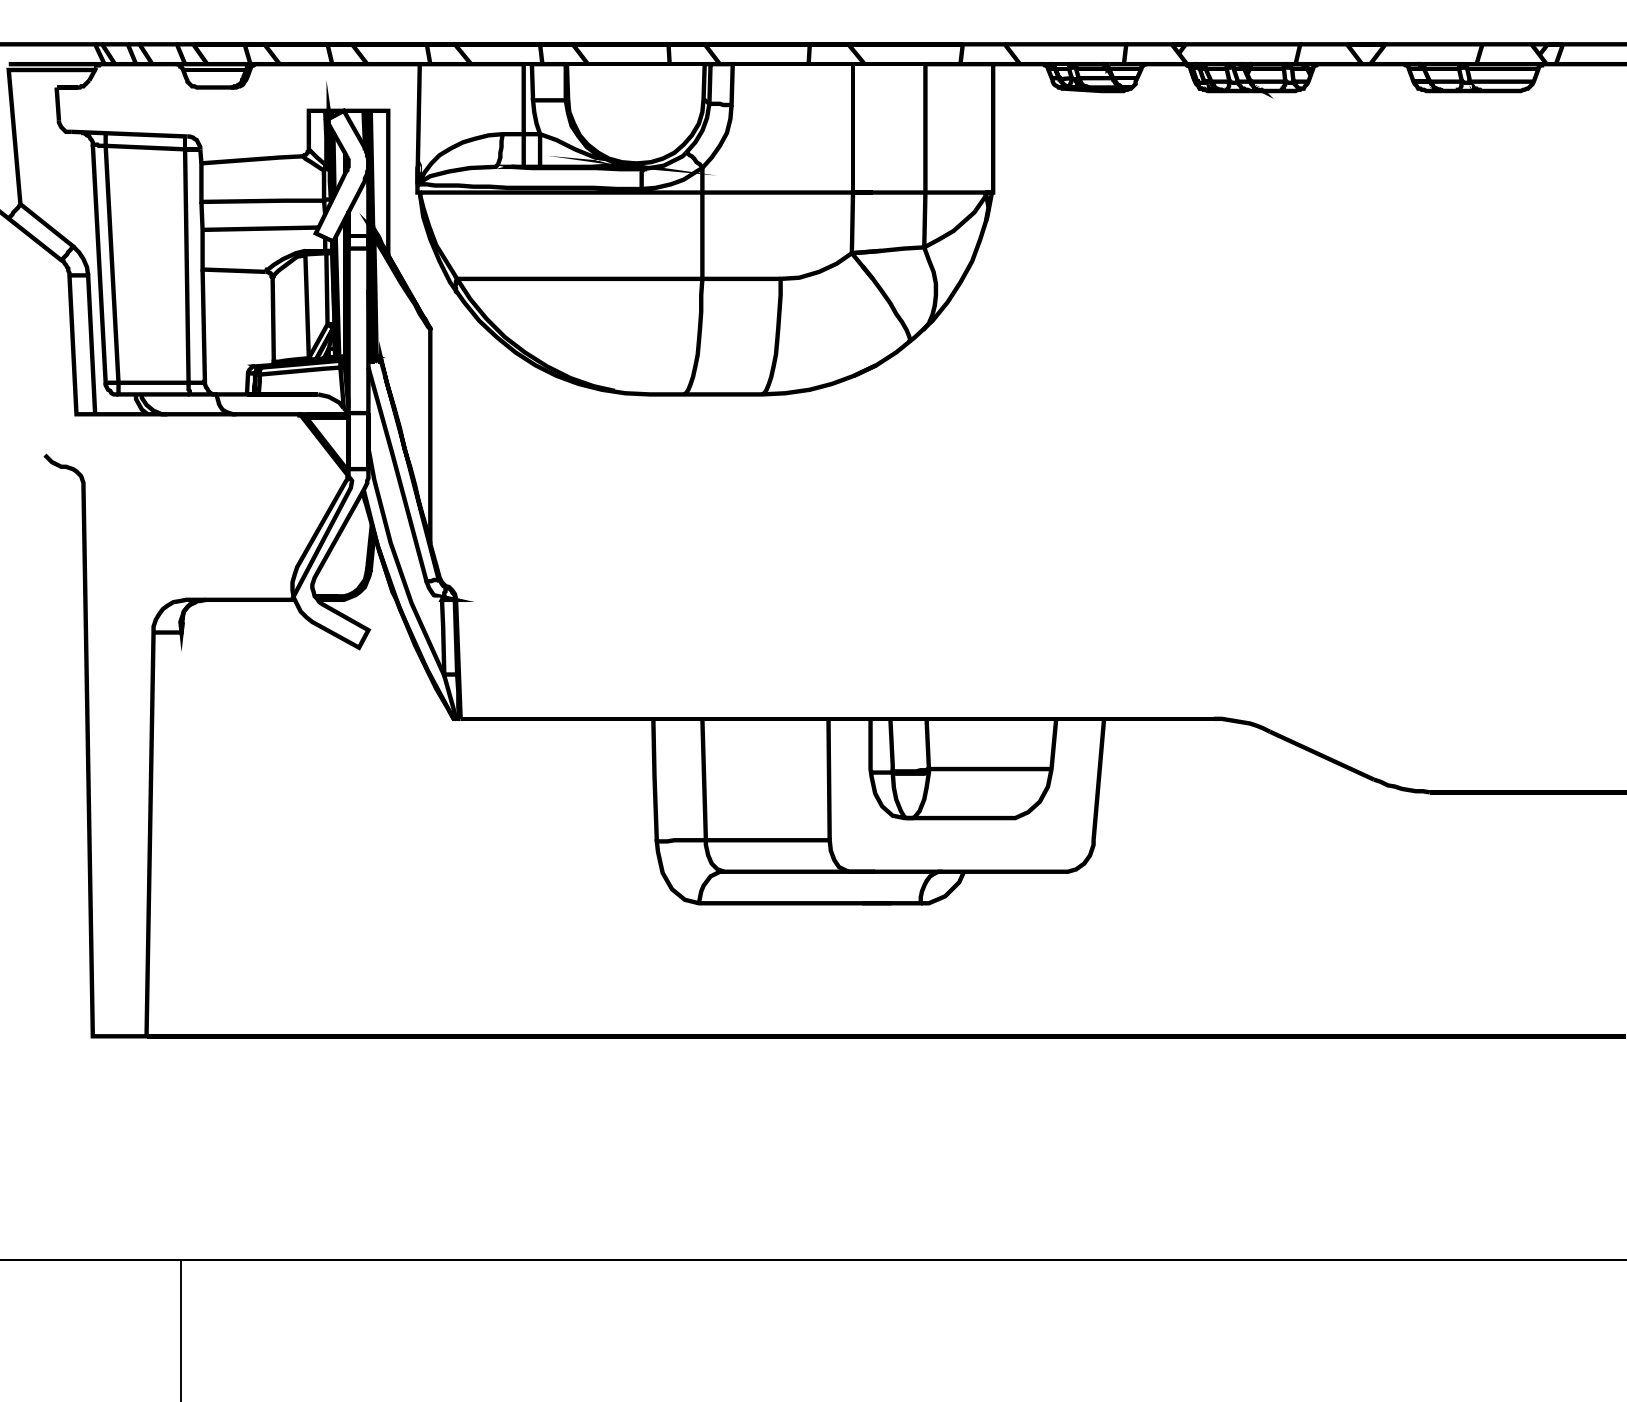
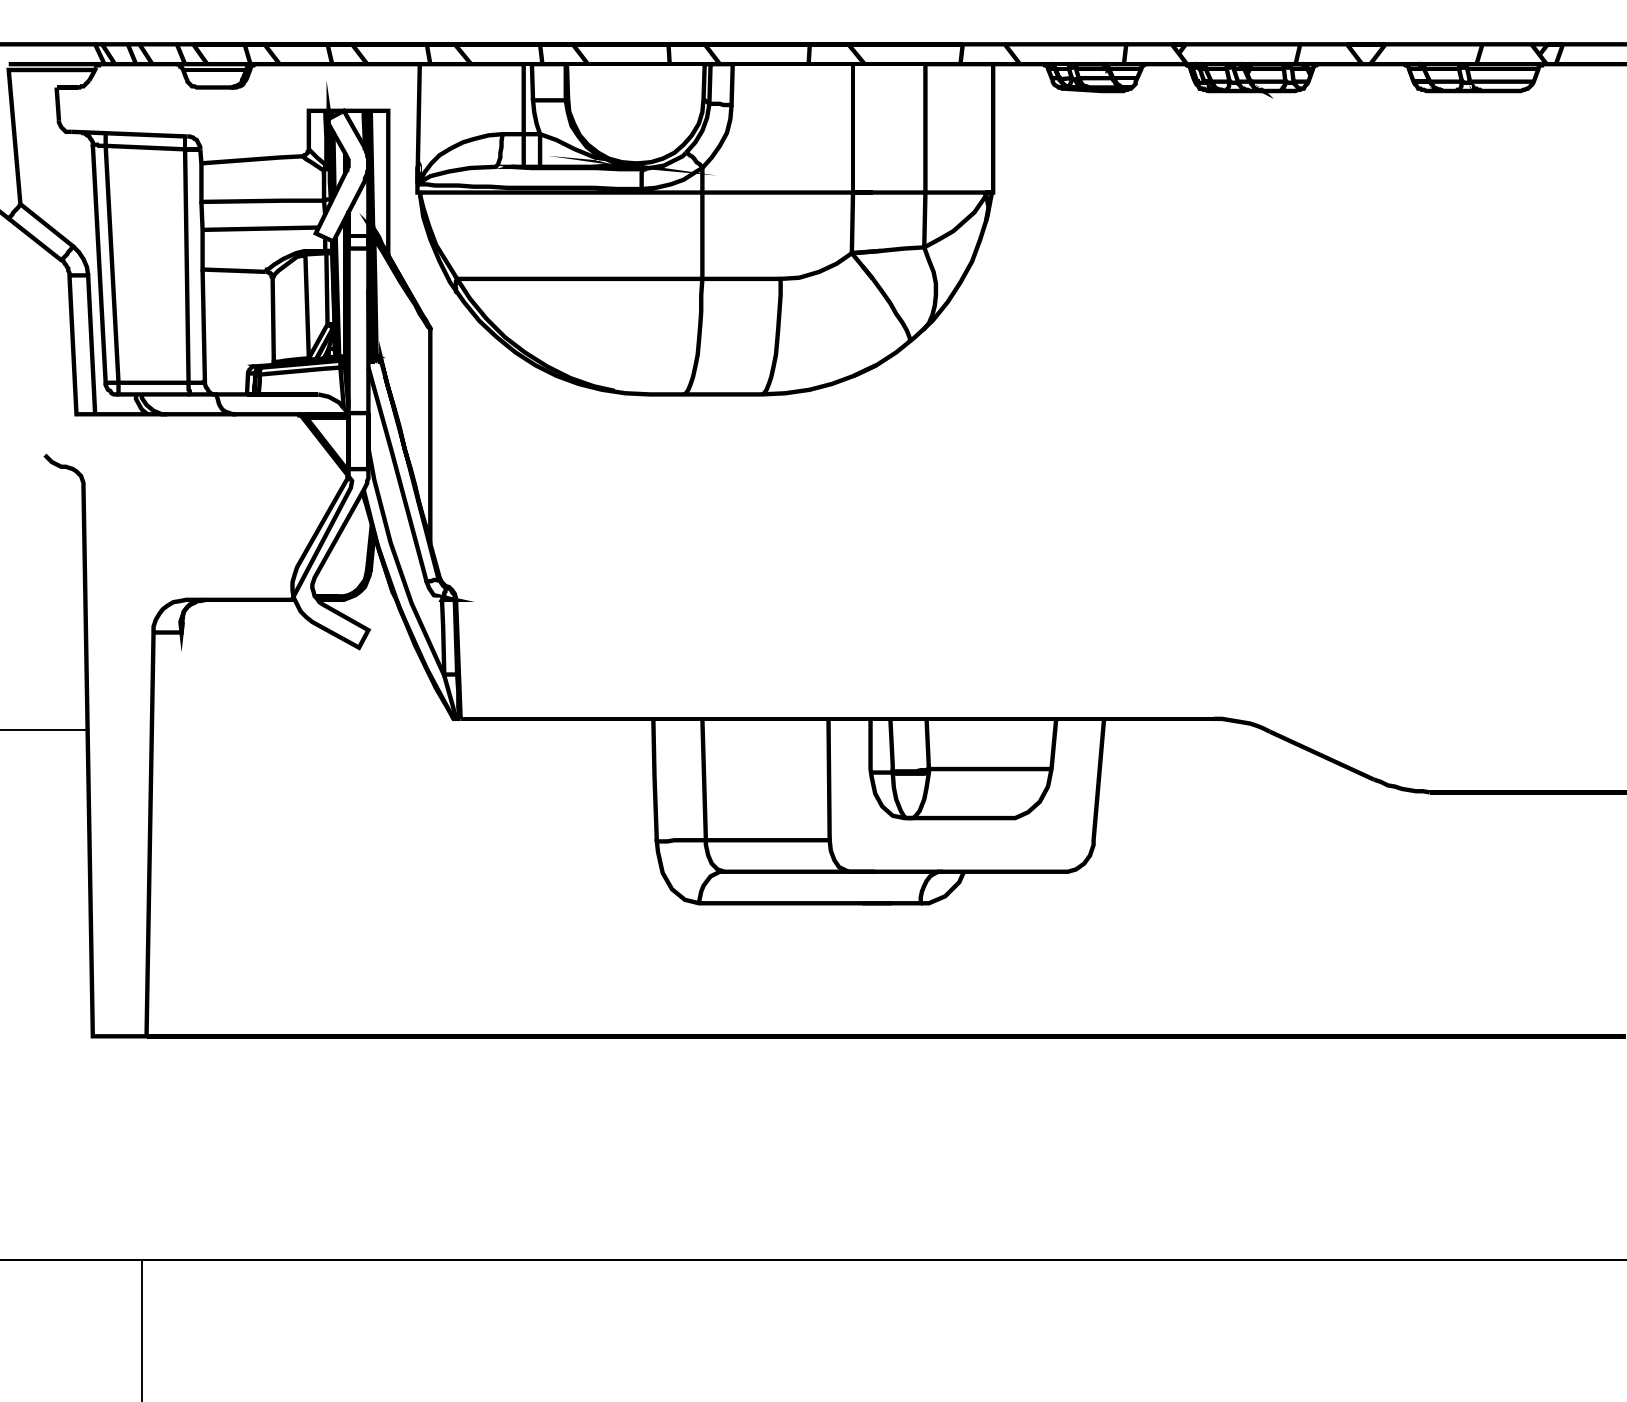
line: none -> present (44, 730)
line position: (181, 1328) -> (142, 1328) (142, 1328)
